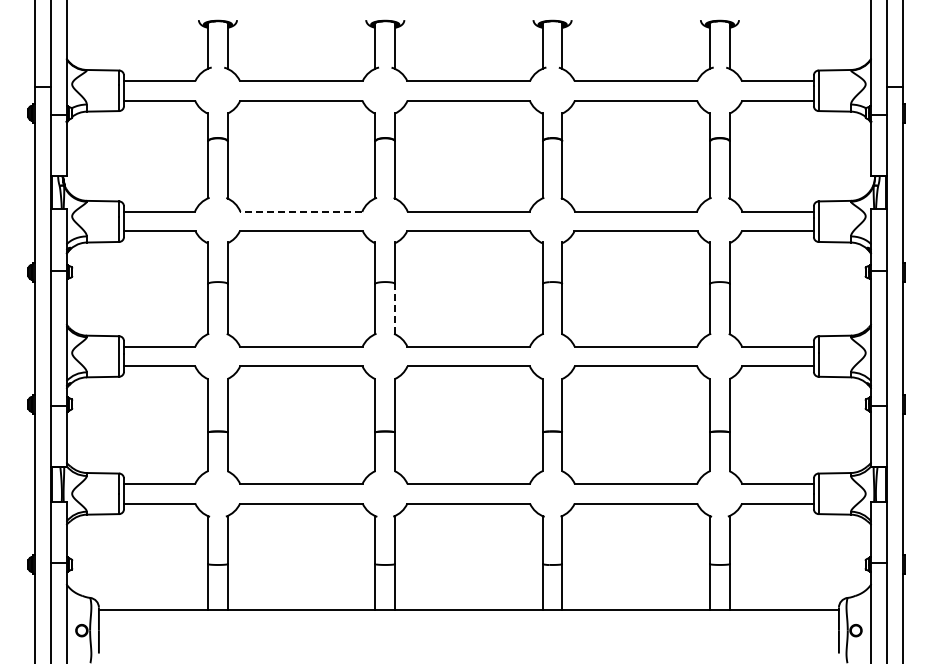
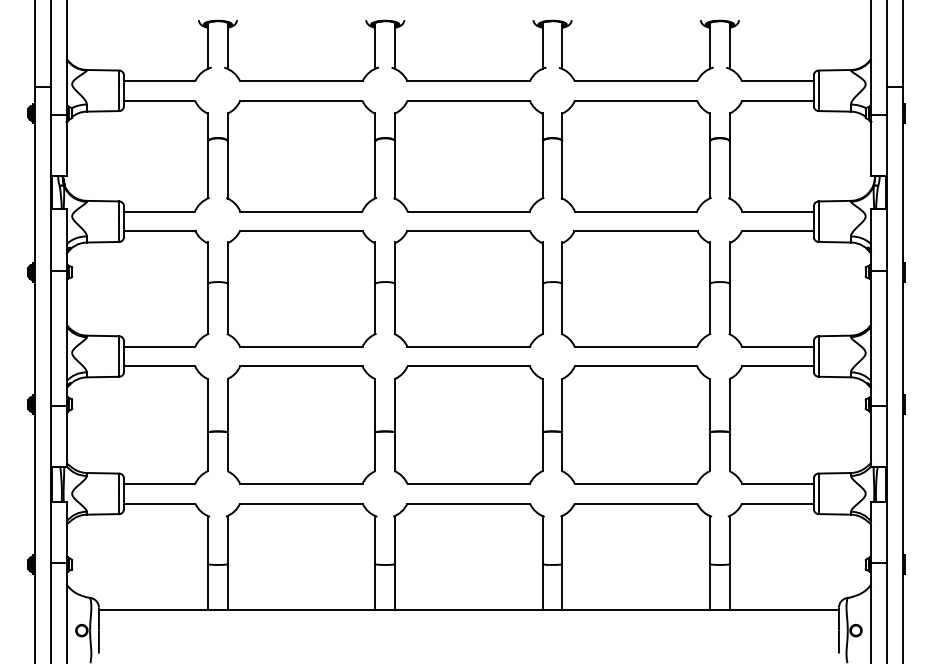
line: dashed -> solid (301, 211)
line: dashed -> solid (395, 308)
